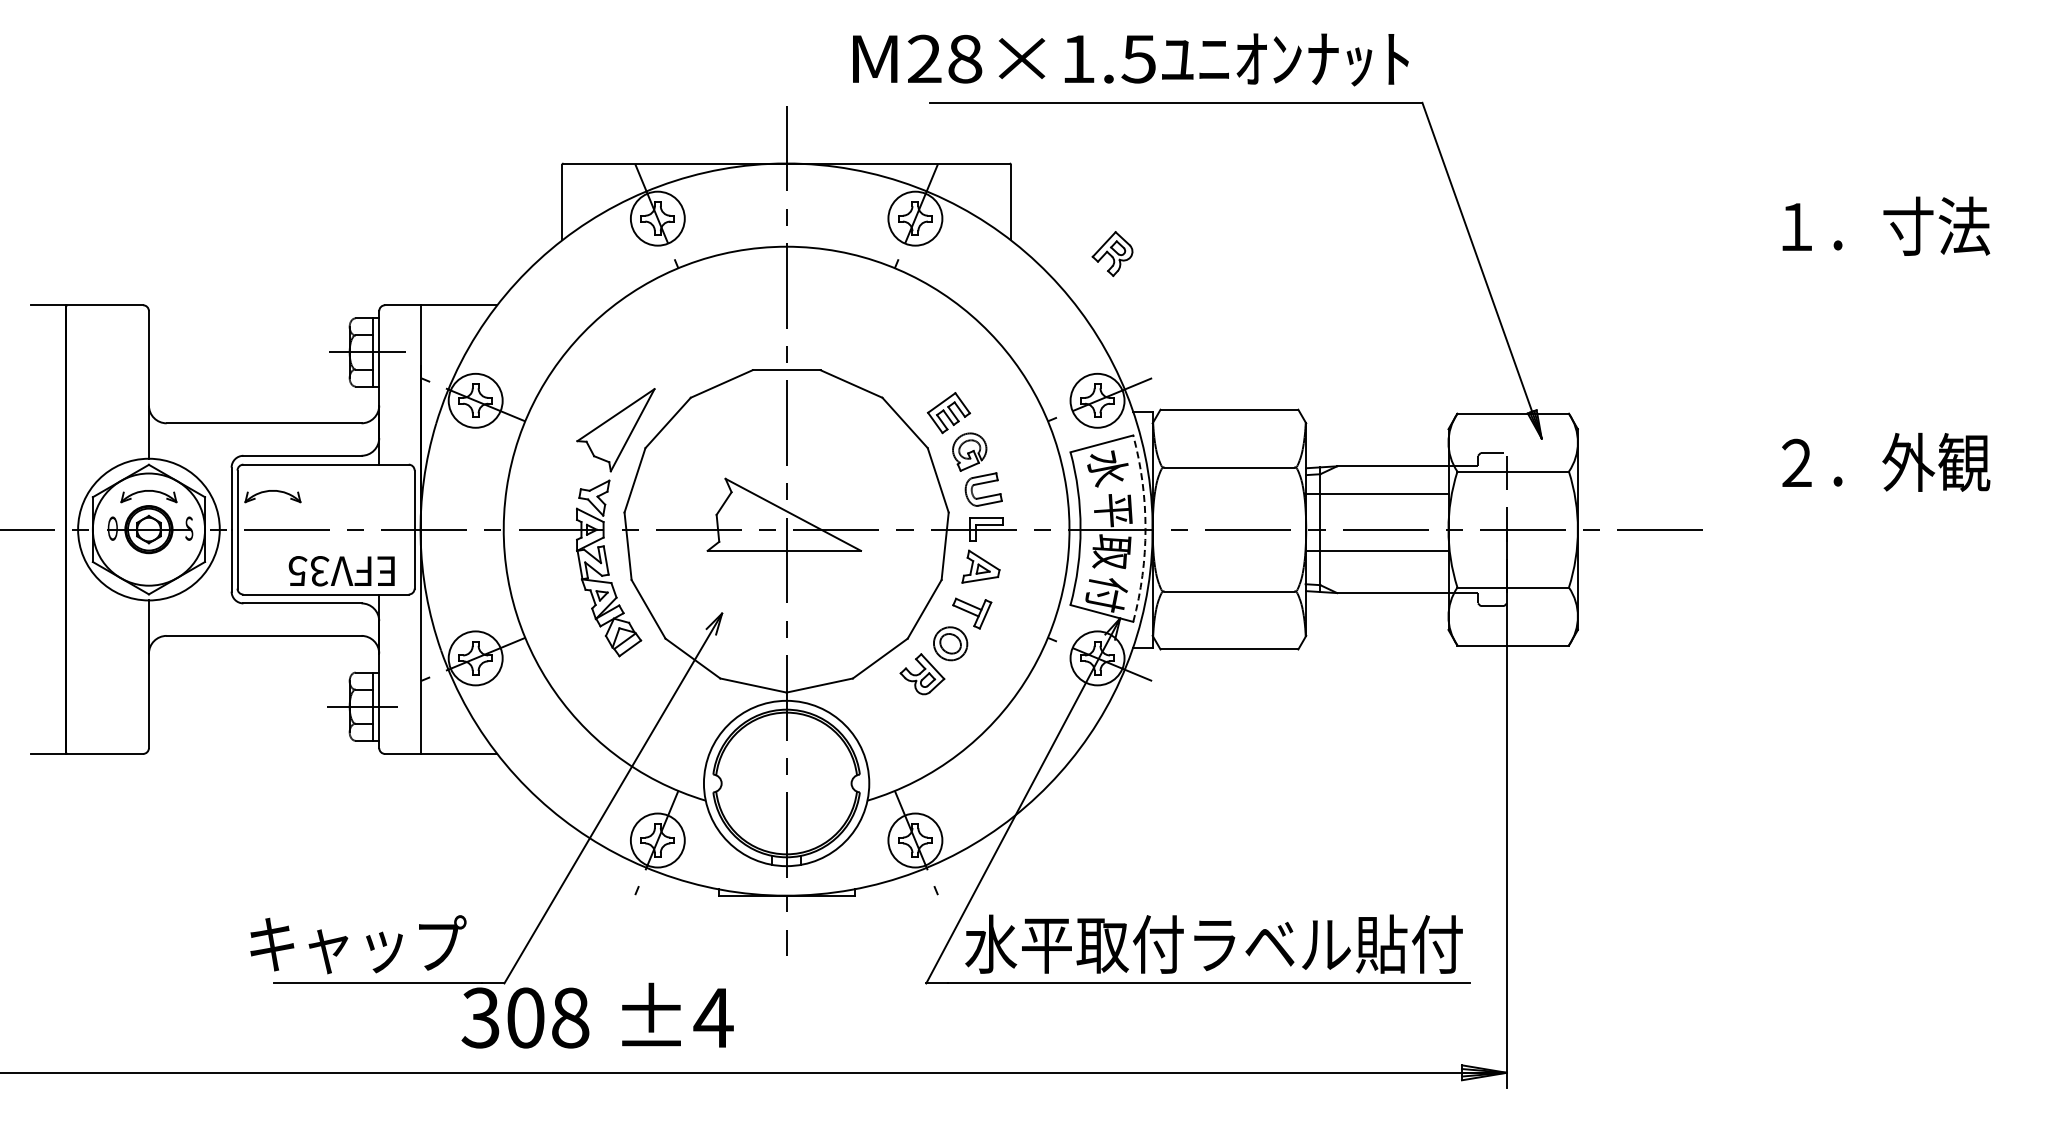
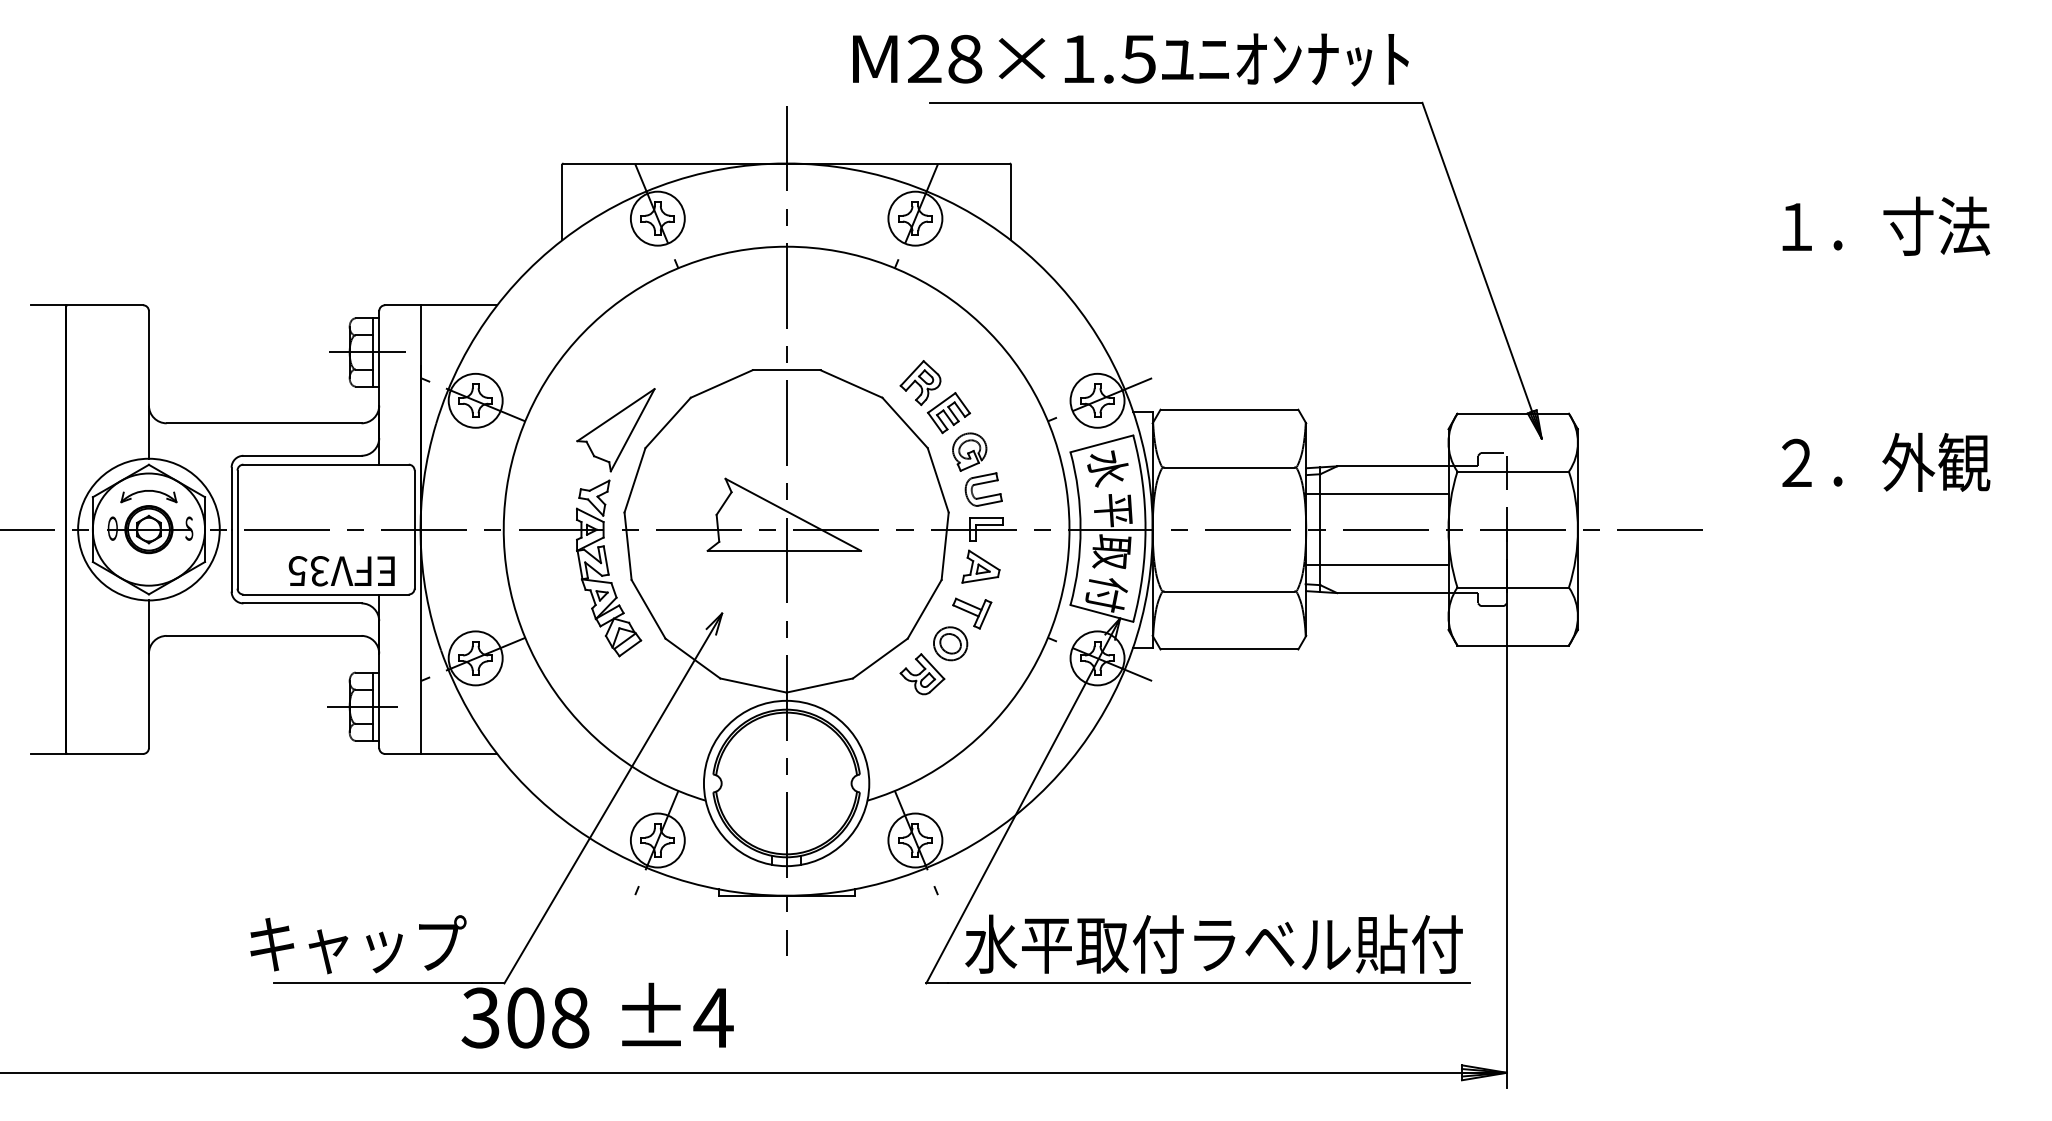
part position: (1112, 254) -> (920, 383) (920, 383)
part: present -> none (272, 496)
arc: dashed -> solid (1145, 528)
line position: (1377, 551) -> (1377, 565) (1377, 565)
